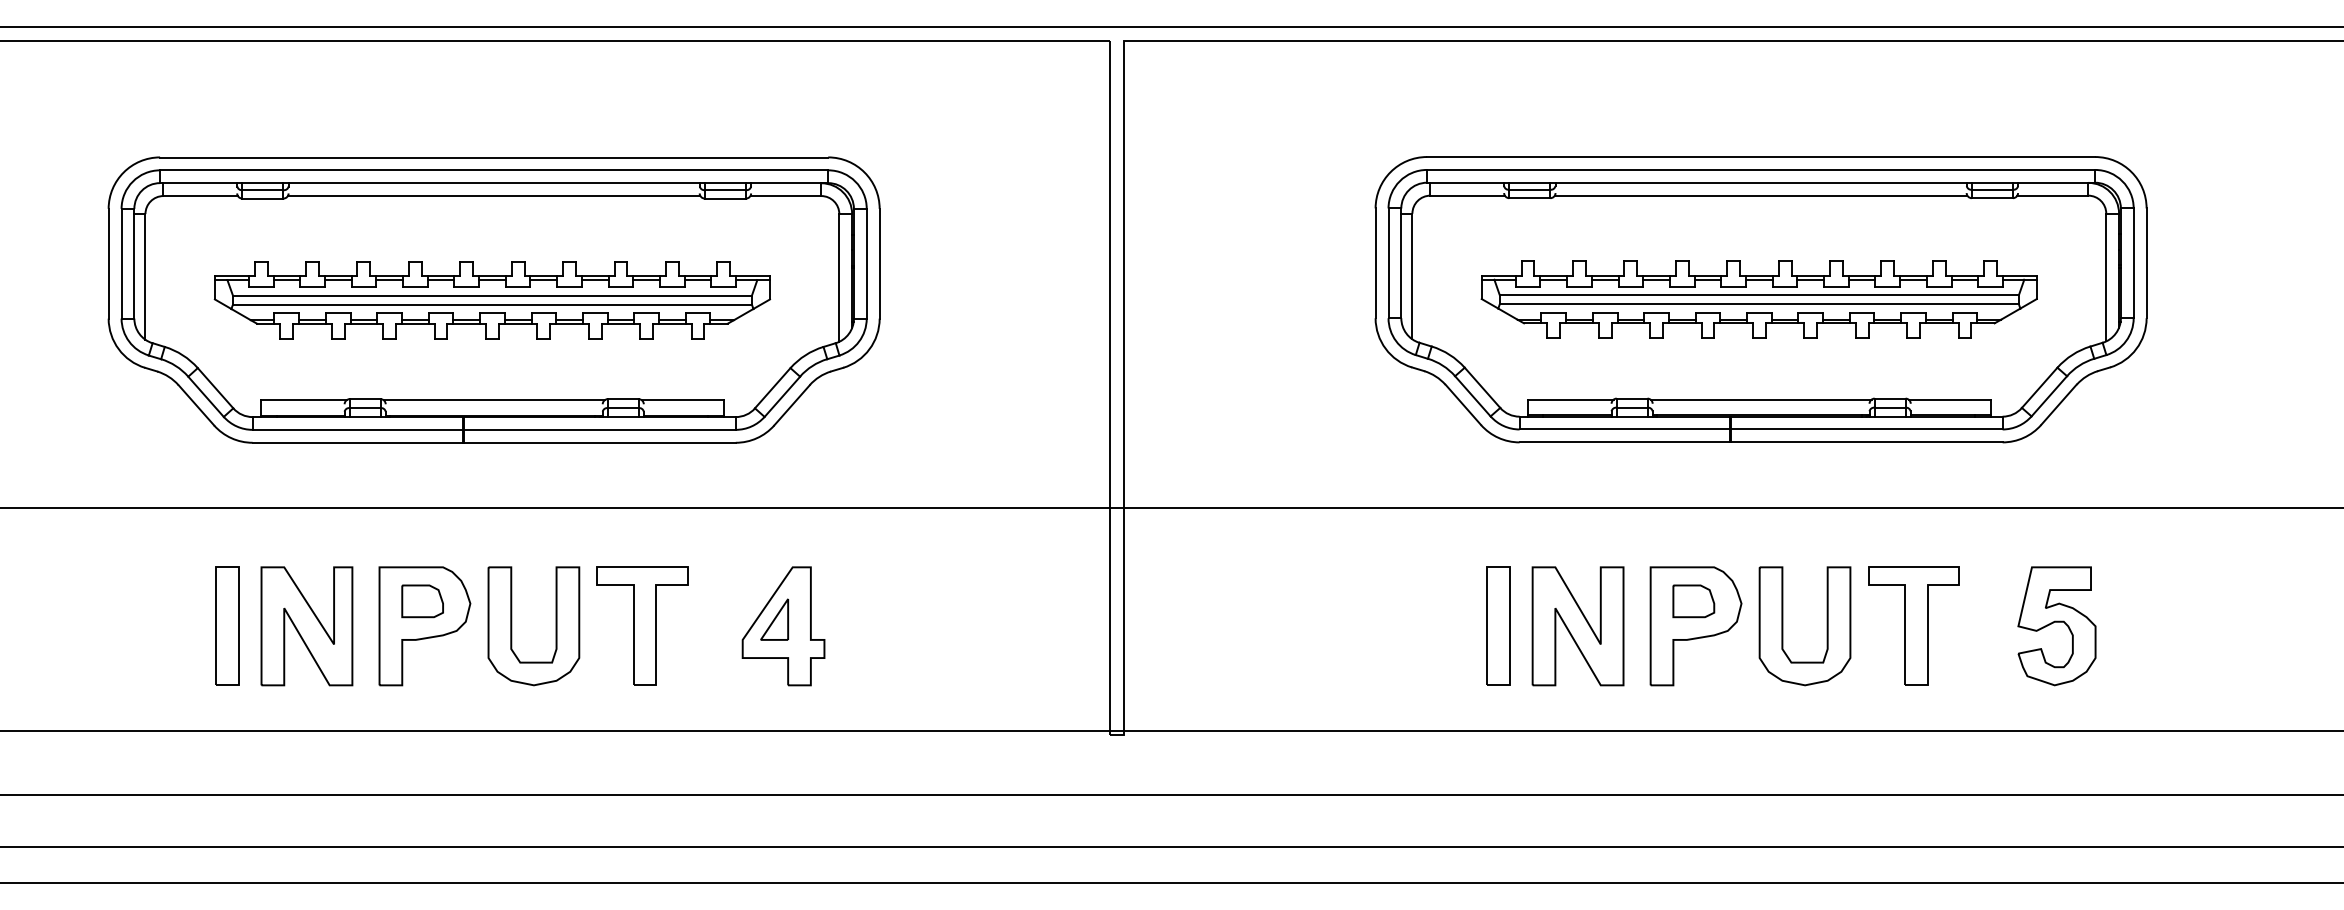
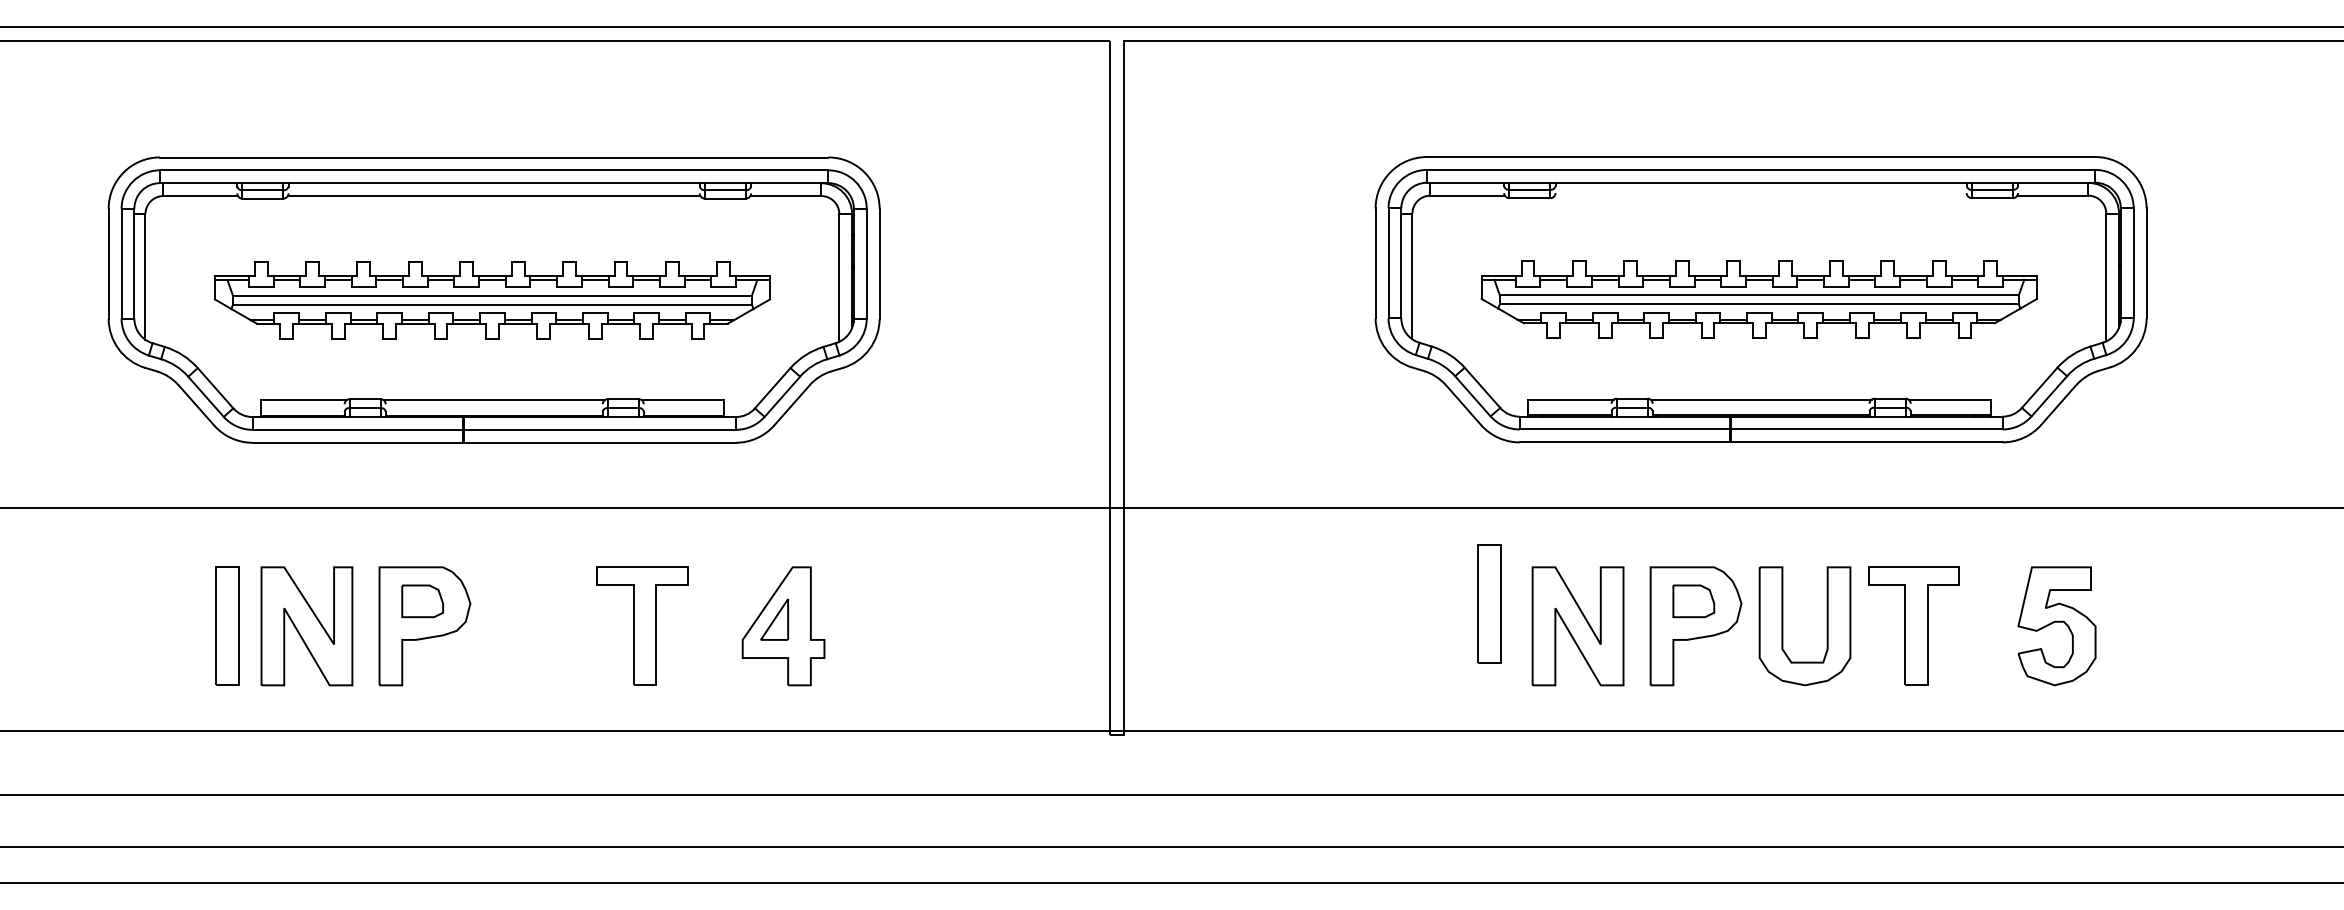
line: present -> none (1760, 195)
part position: (1498, 625) -> (1489, 603) (1489, 603)
part: present -> none (512, 626)
